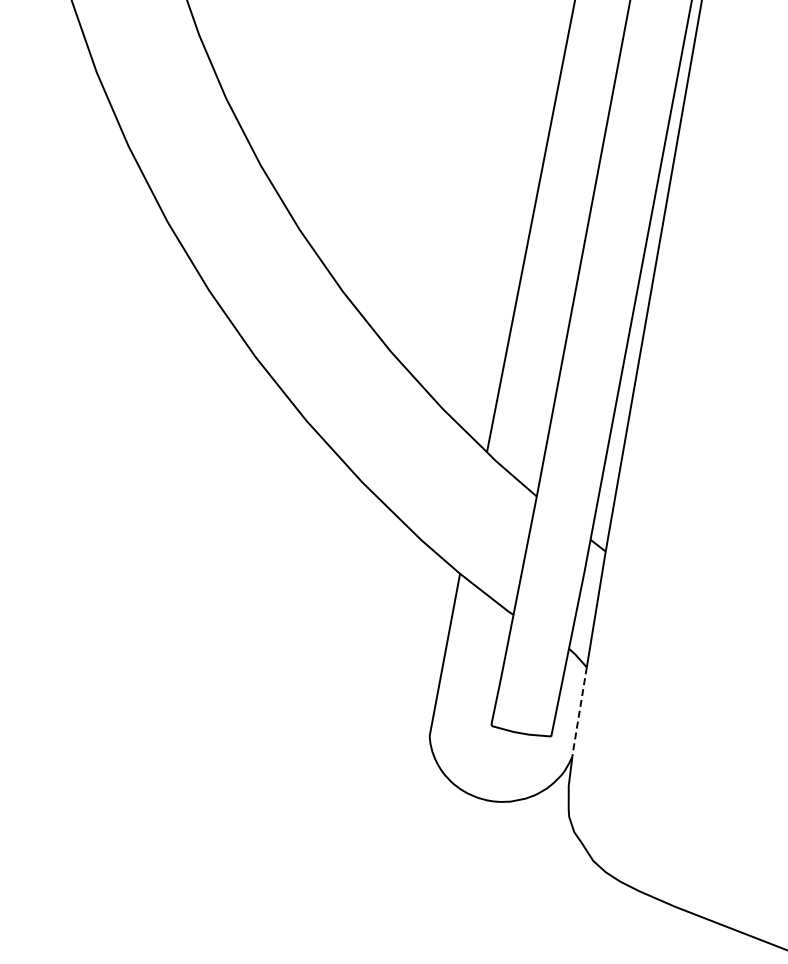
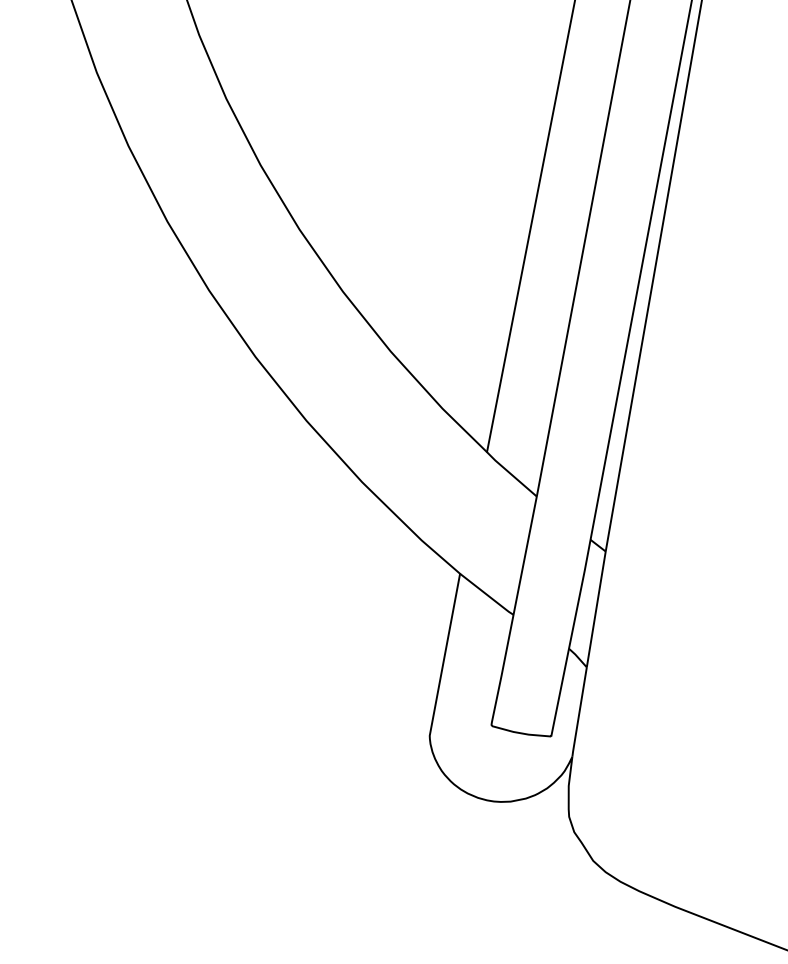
line: dashed -> solid (579, 713)
